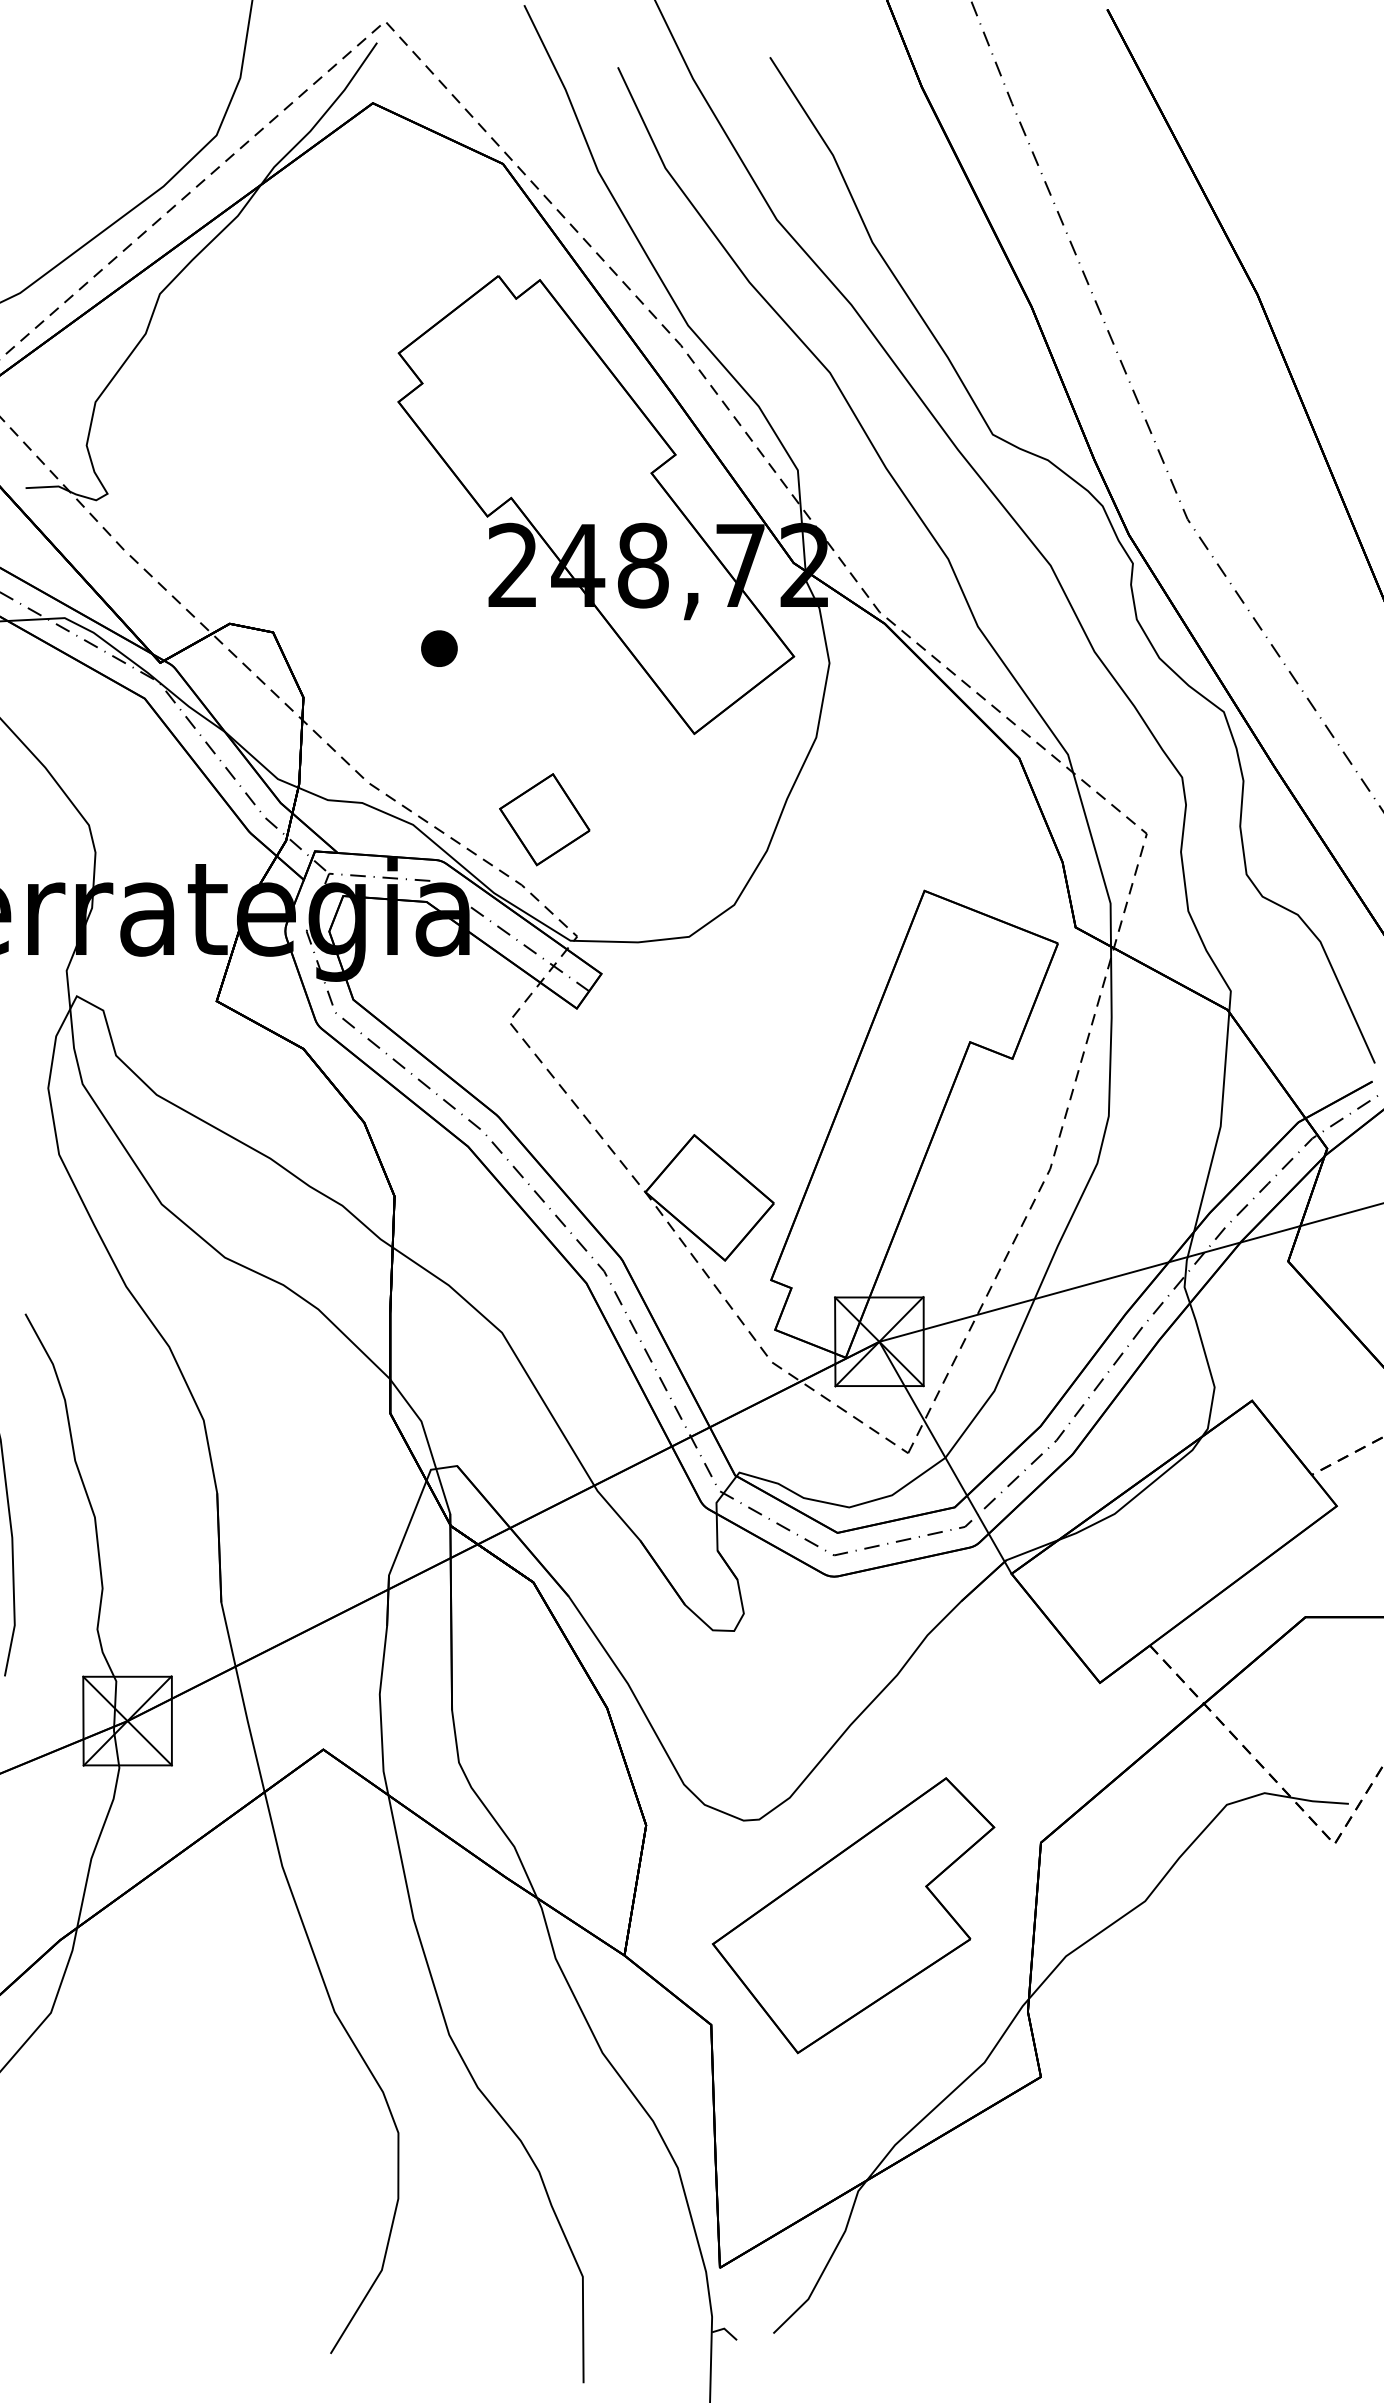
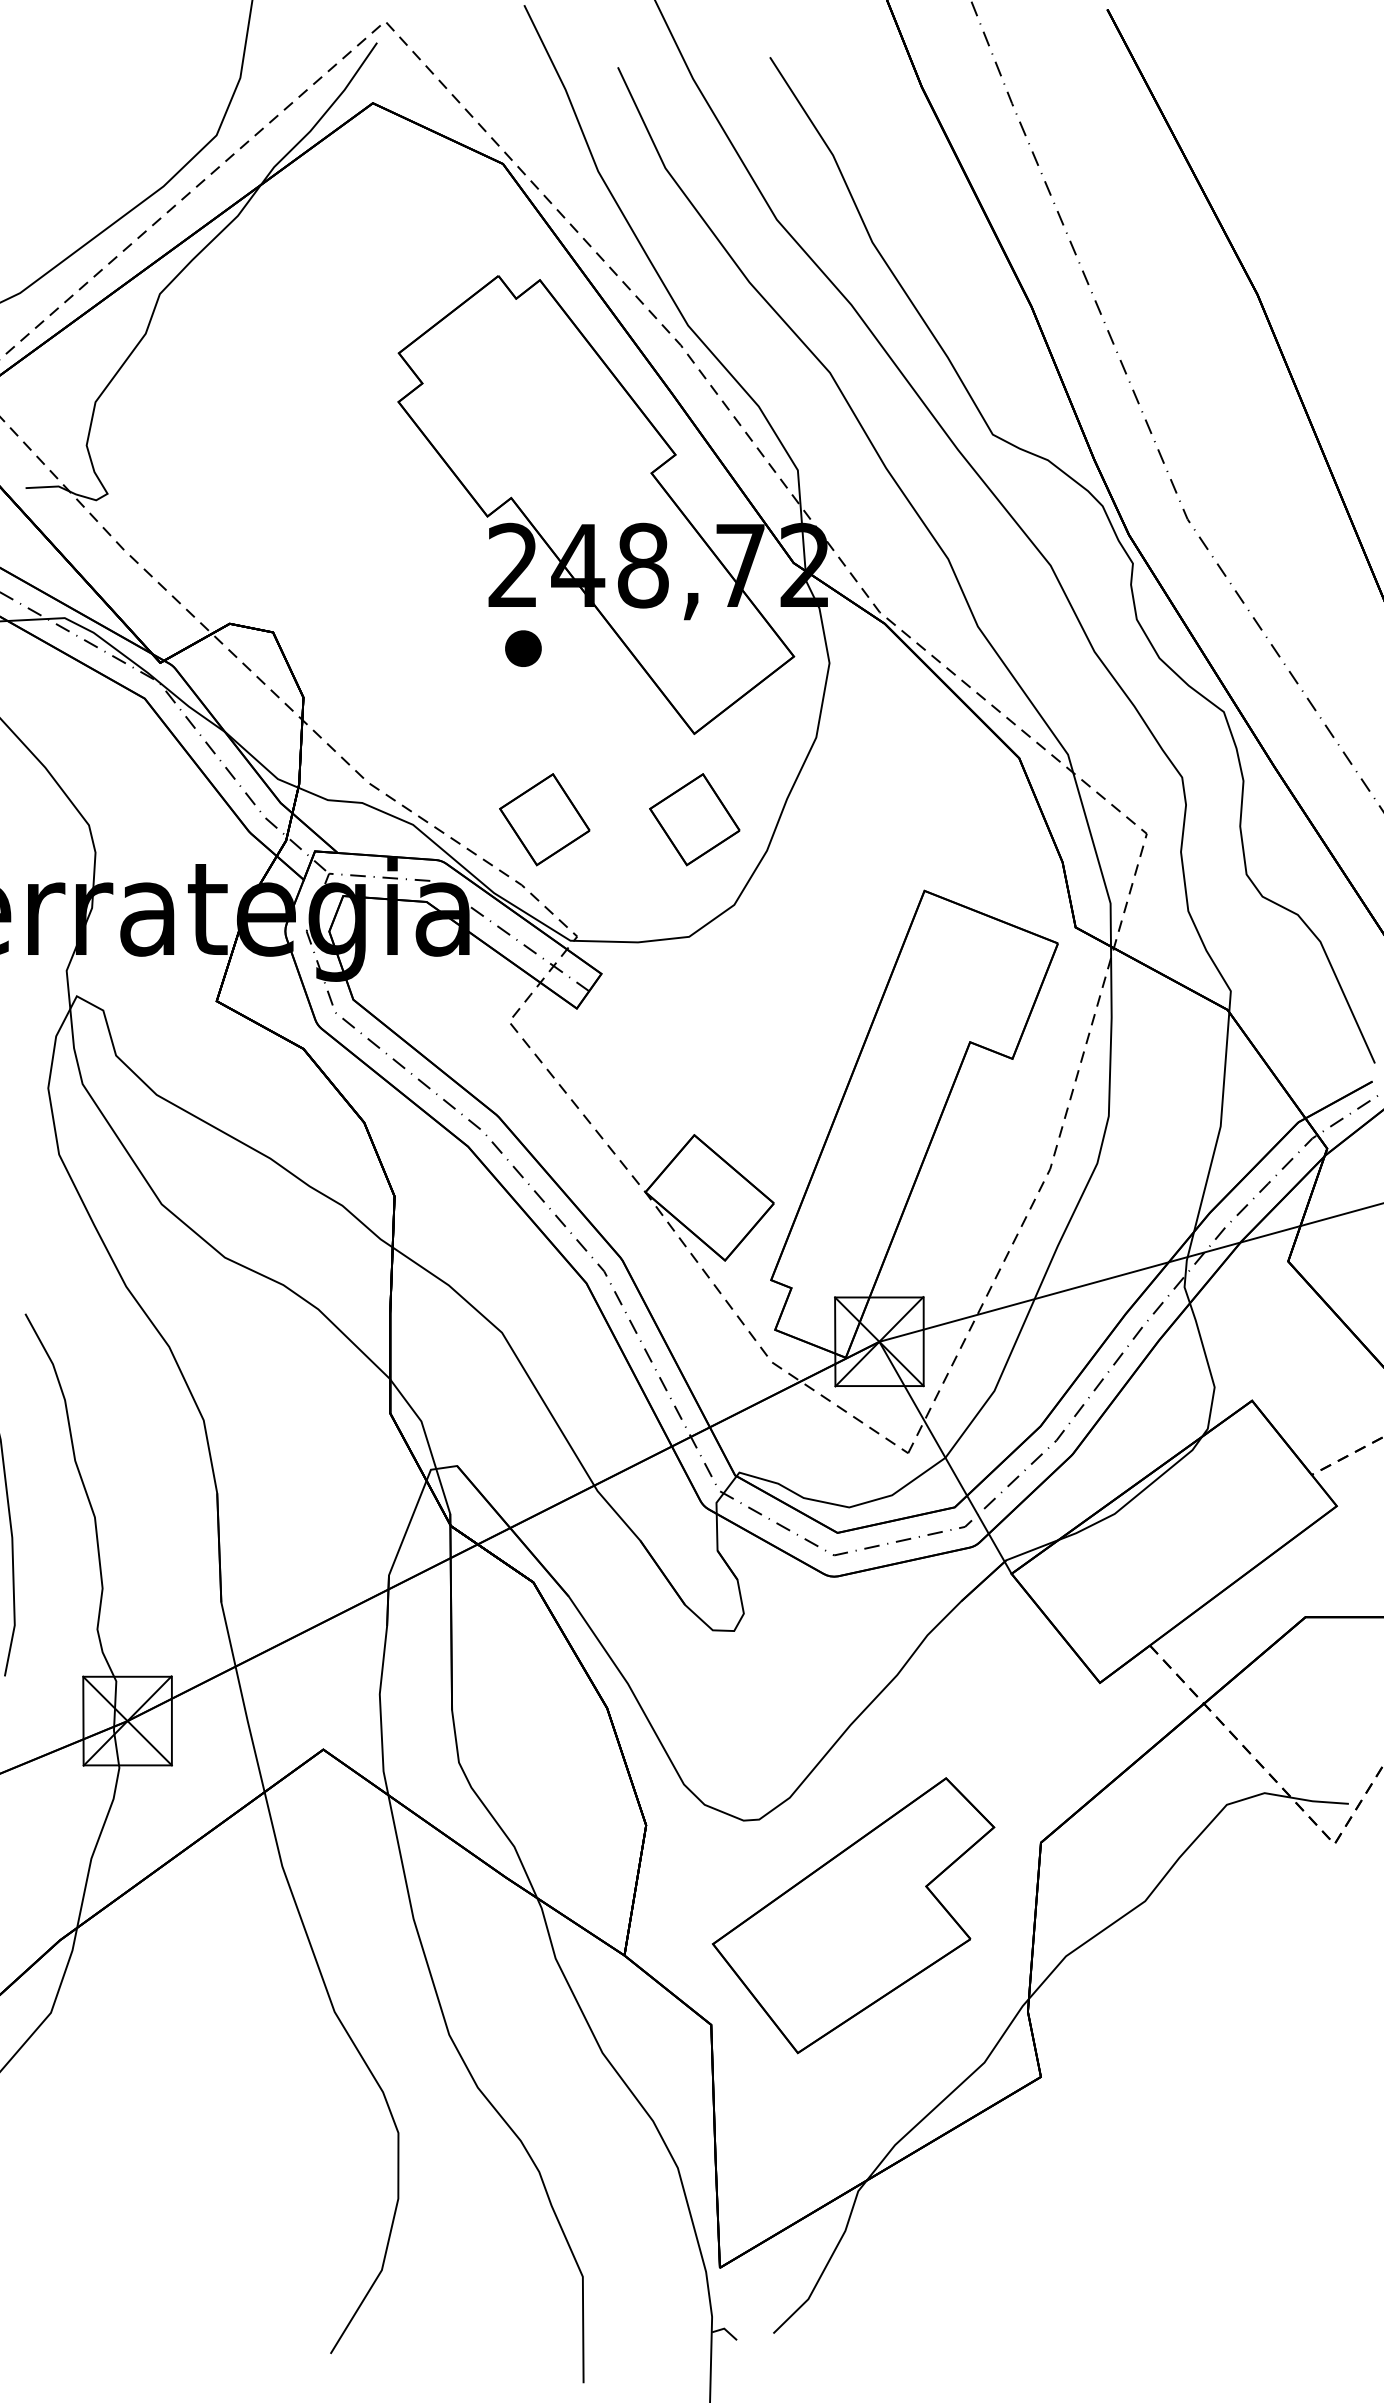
part position: (439, 648) -> (523, 648) (523, 648)
part: none -> present (694, 819)
